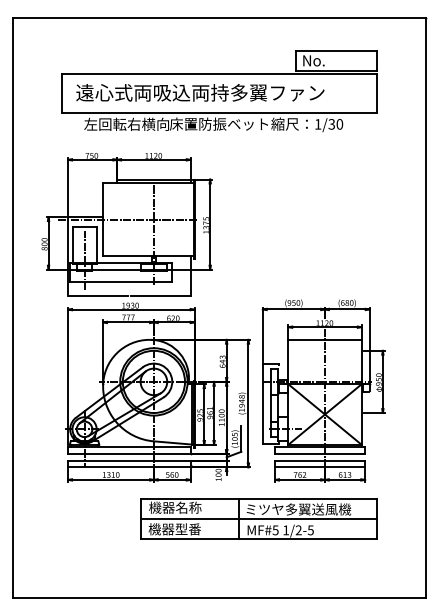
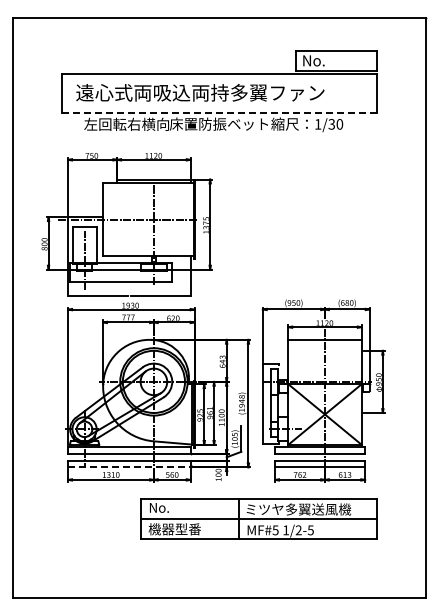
line: solid -> dashed (219, 112)
line: solid -> dashed (129, 467)
text: 機器名称 -> No. (175, 507)
